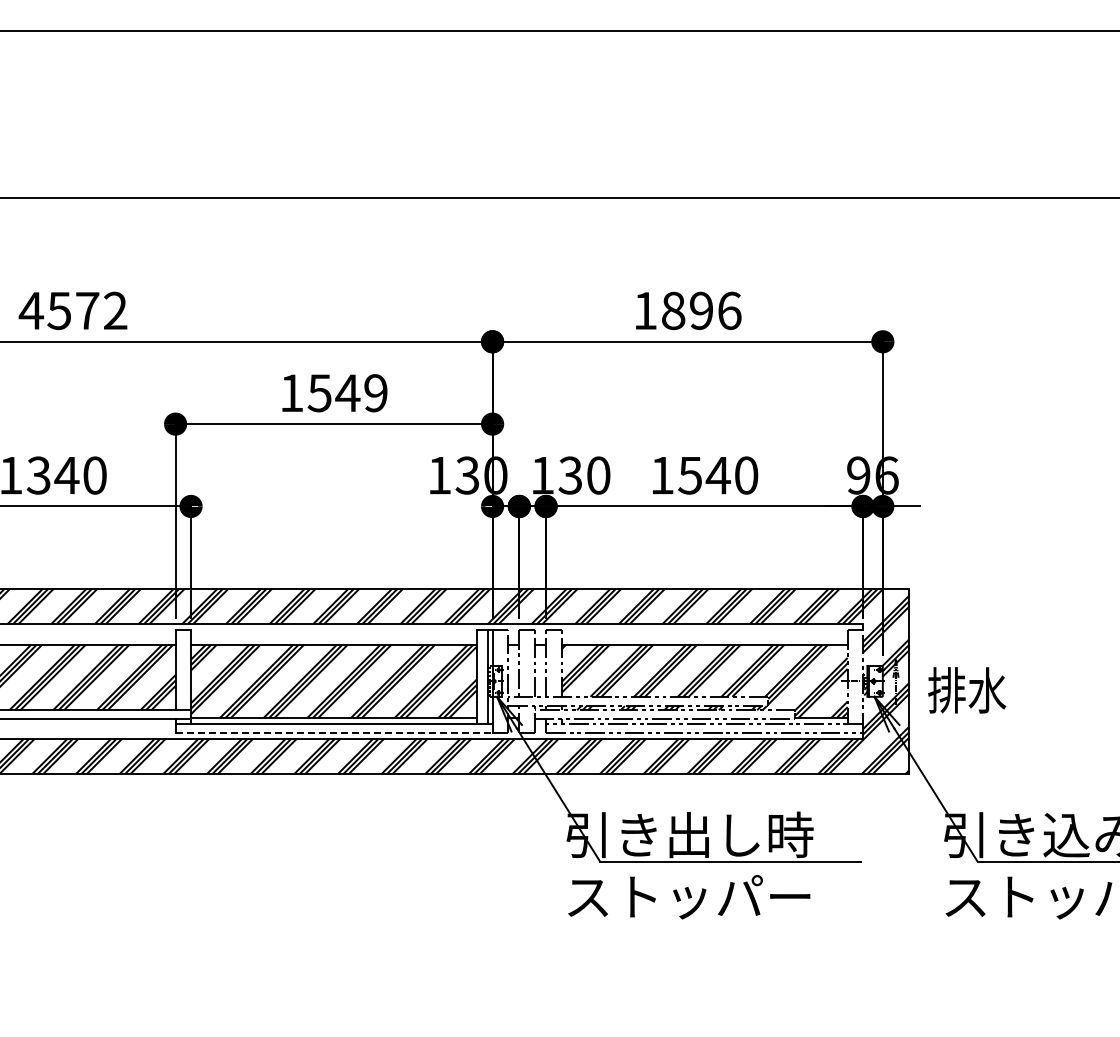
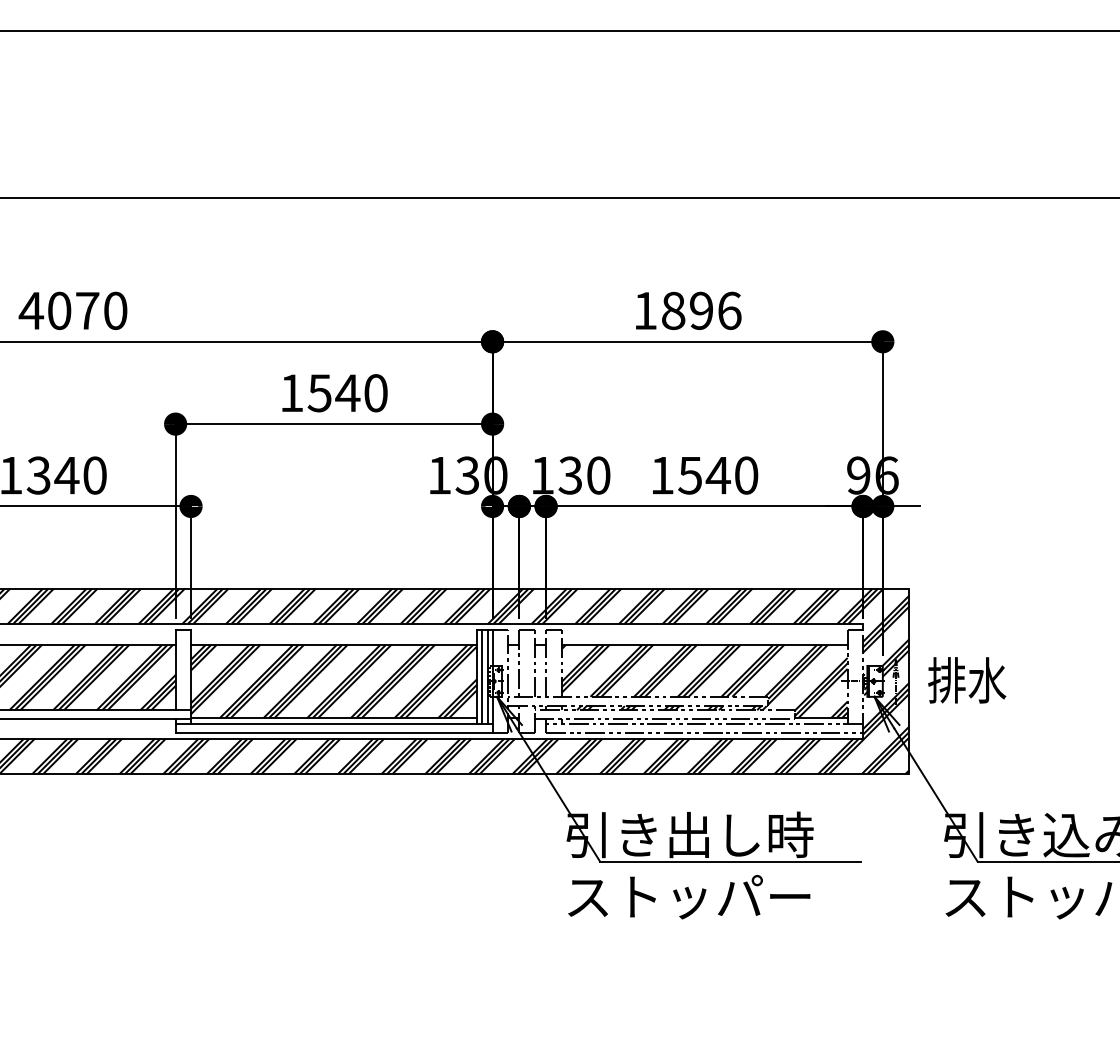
text: 4572 -> 4070 (87, 310)
text: 1549 -> 1540 (375, 393)
line: none -> present (481, 676)
text position: (967, 690) -> (967, 680) (967, 680)
line: dashed -> solid (334, 732)
